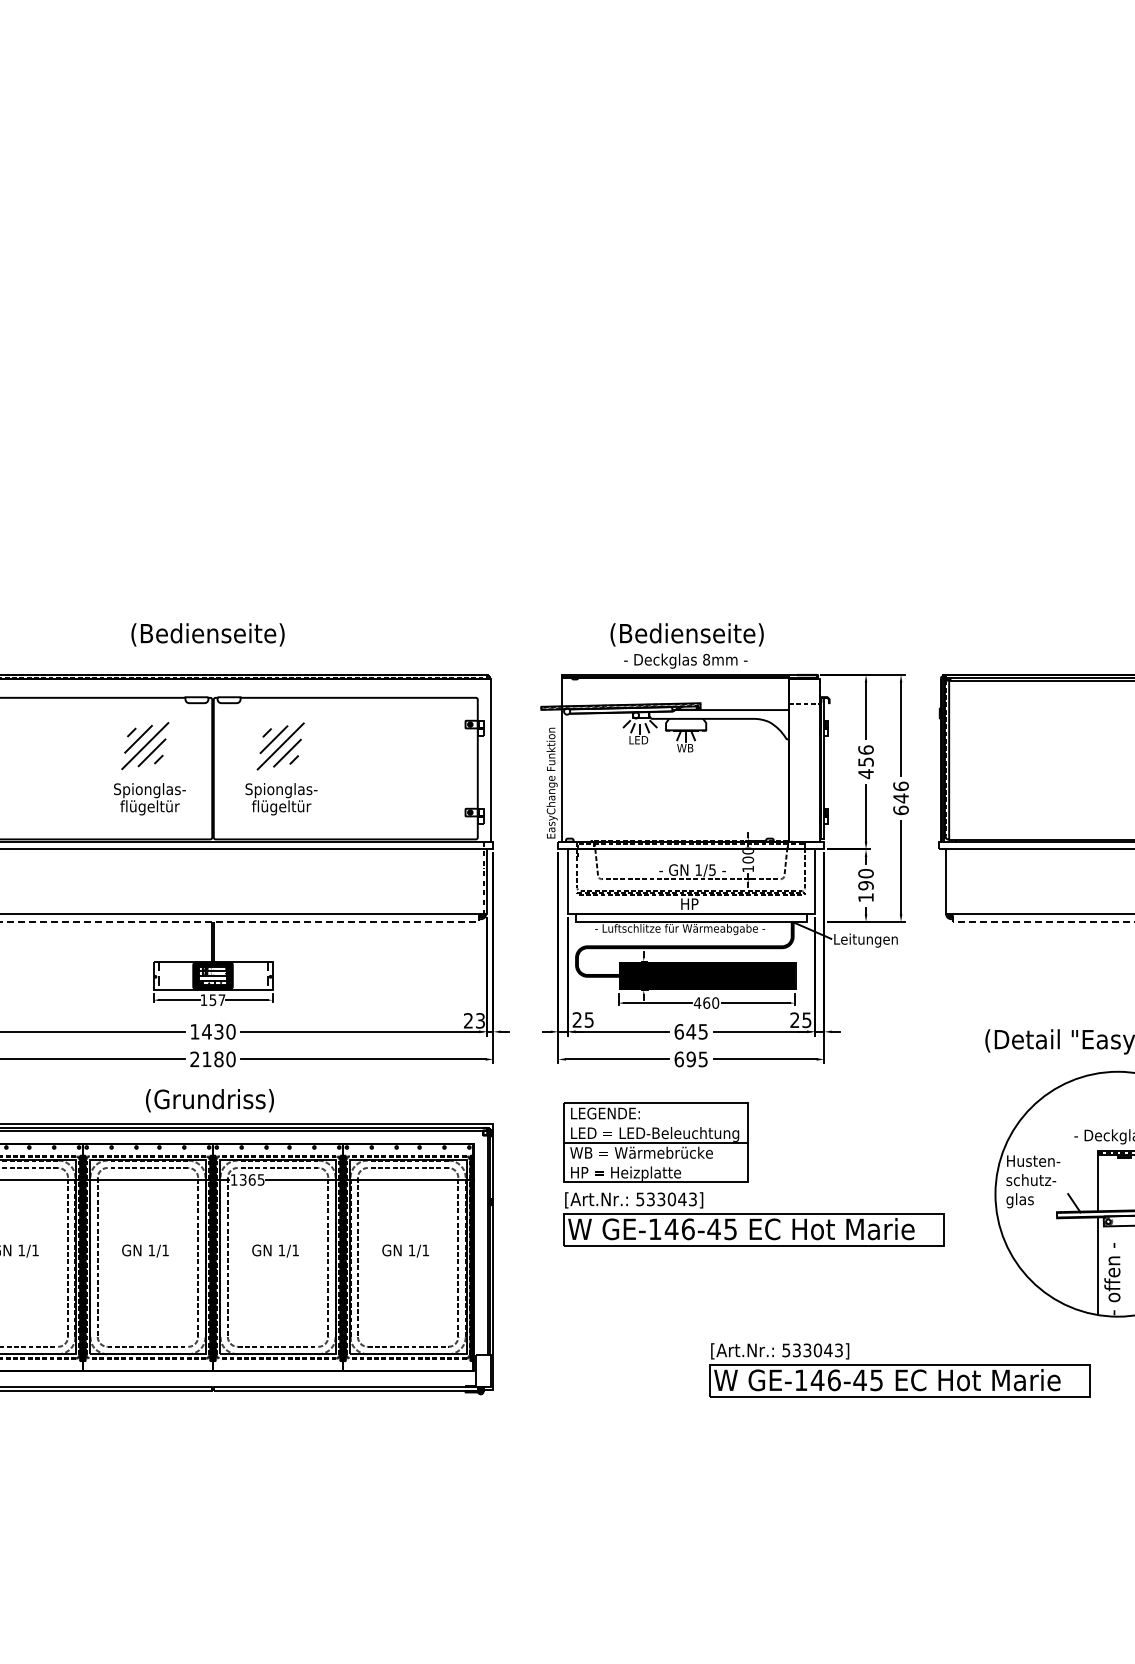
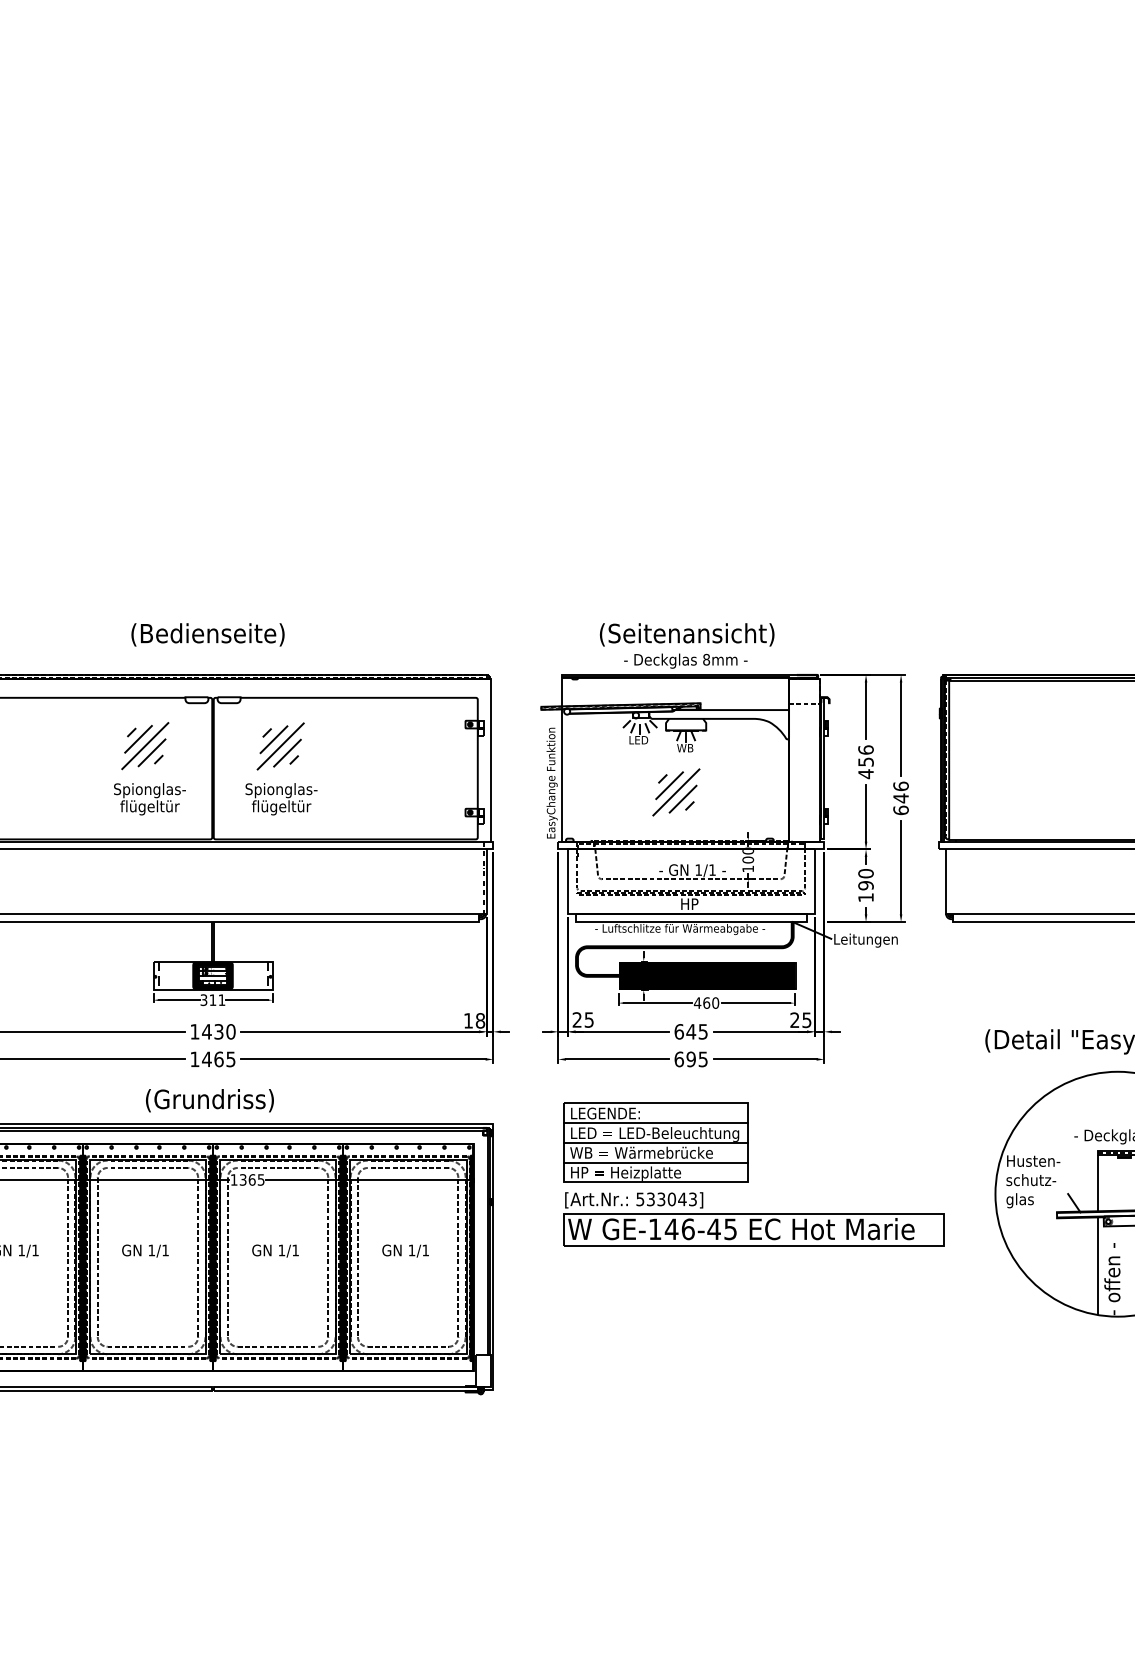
text: (Bedienseite) -> (Seitenansicht) (686, 634)
part: none -> present (676, 792)
text: 1/5 -> 1/1 (712, 869)
line: dashed -> solid (244, 922)
line: dashed -> solid (1038, 922)
text: 157 -> 311 (212, 1000)
text: 23 -> 18 (474, 1020)
text: 2180 -> 1465 (212, 1059)
line: none -> present (655, 1123)
line: none -> present (655, 1162)
part: present -> none (899, 1370)
